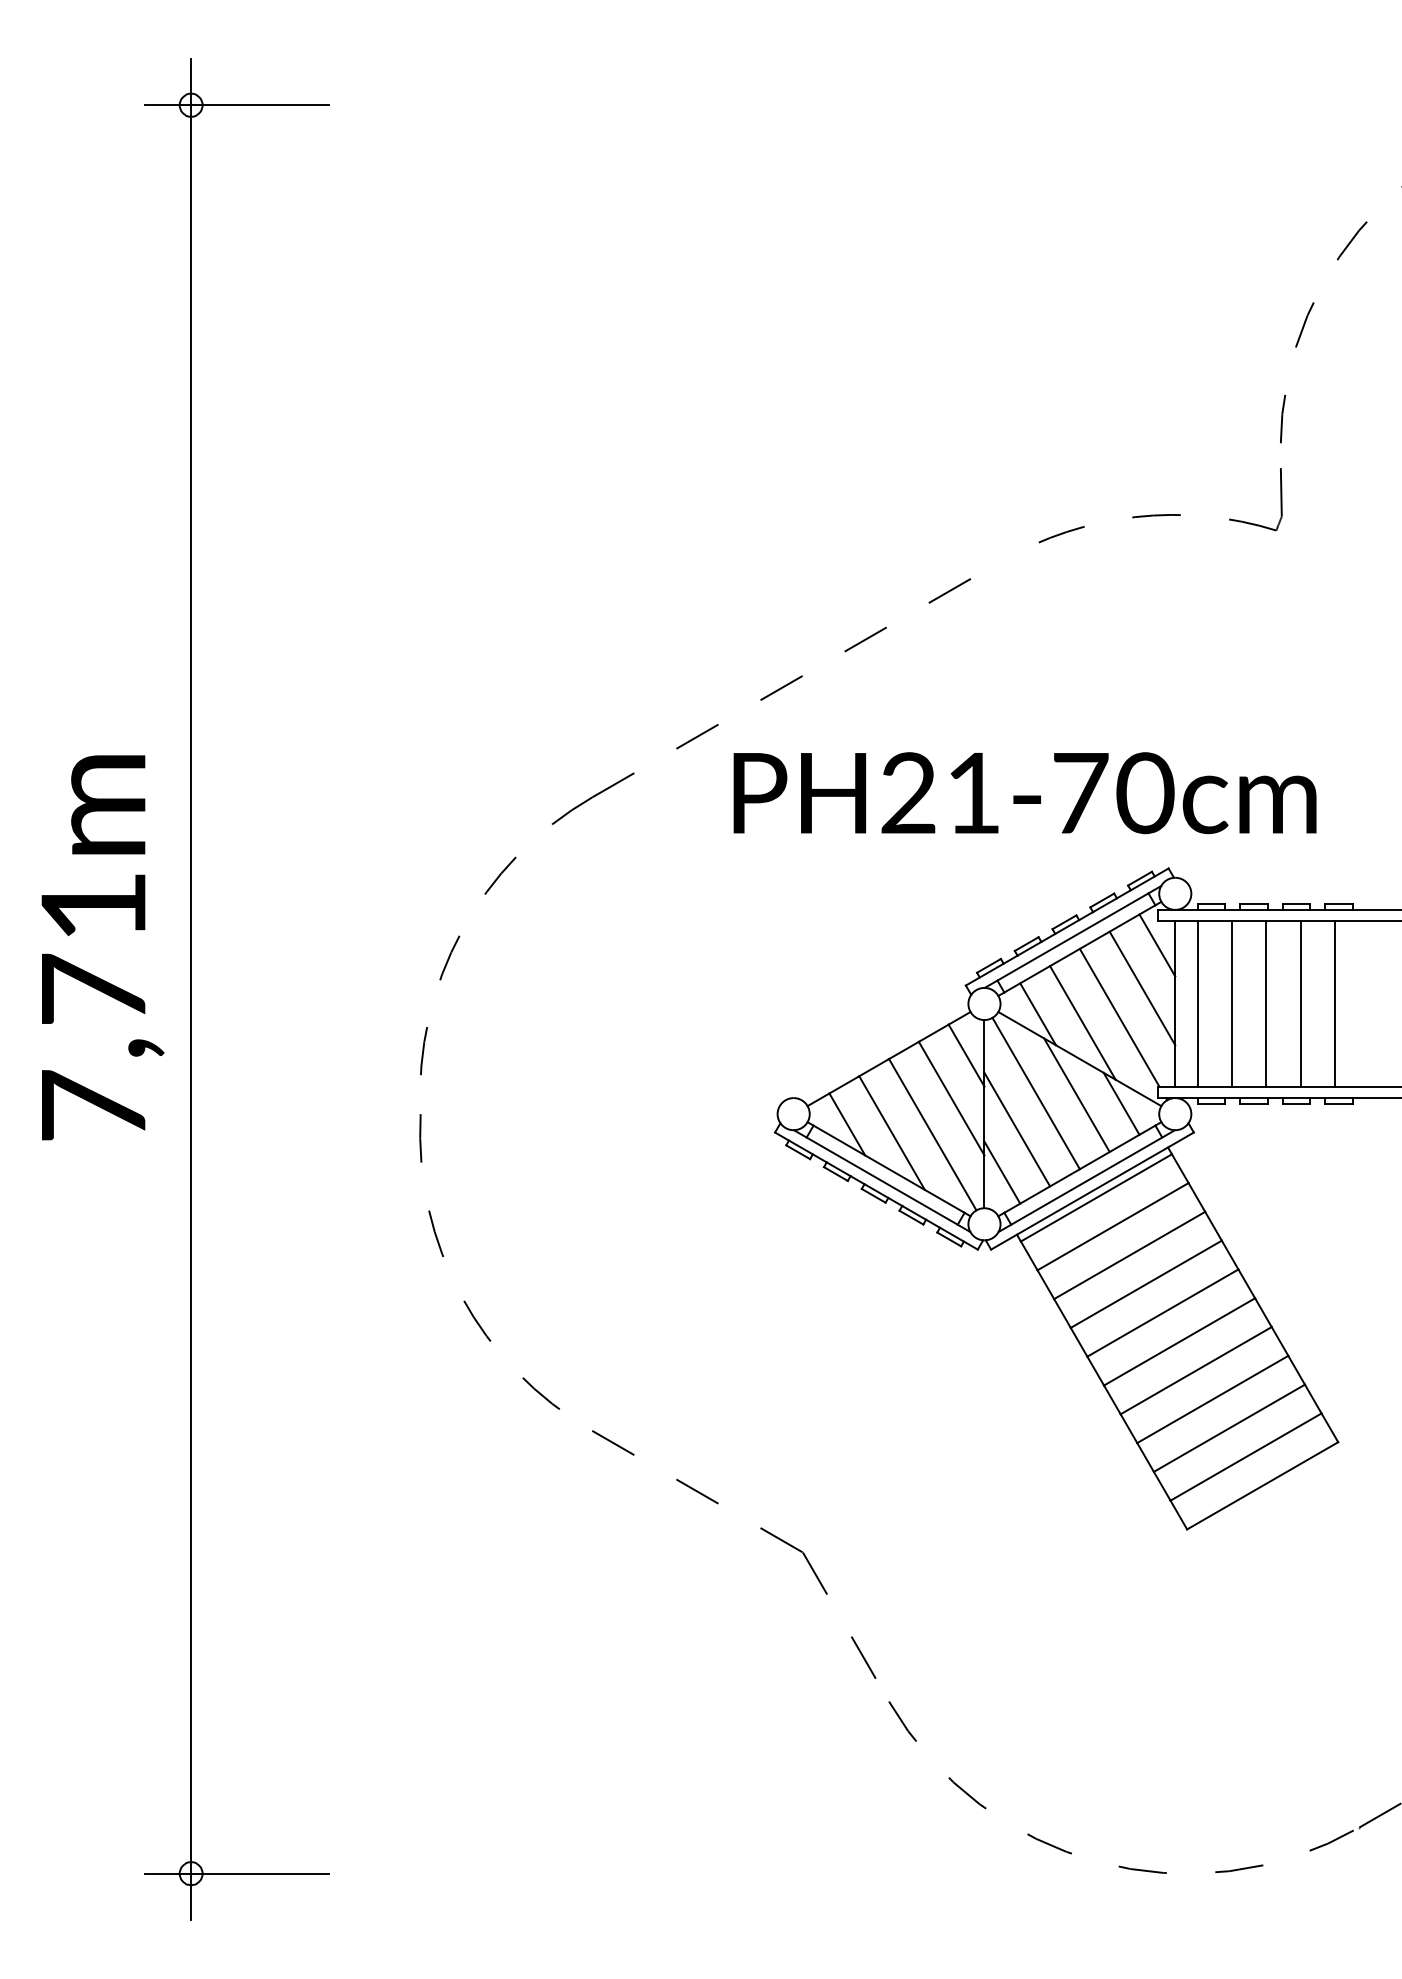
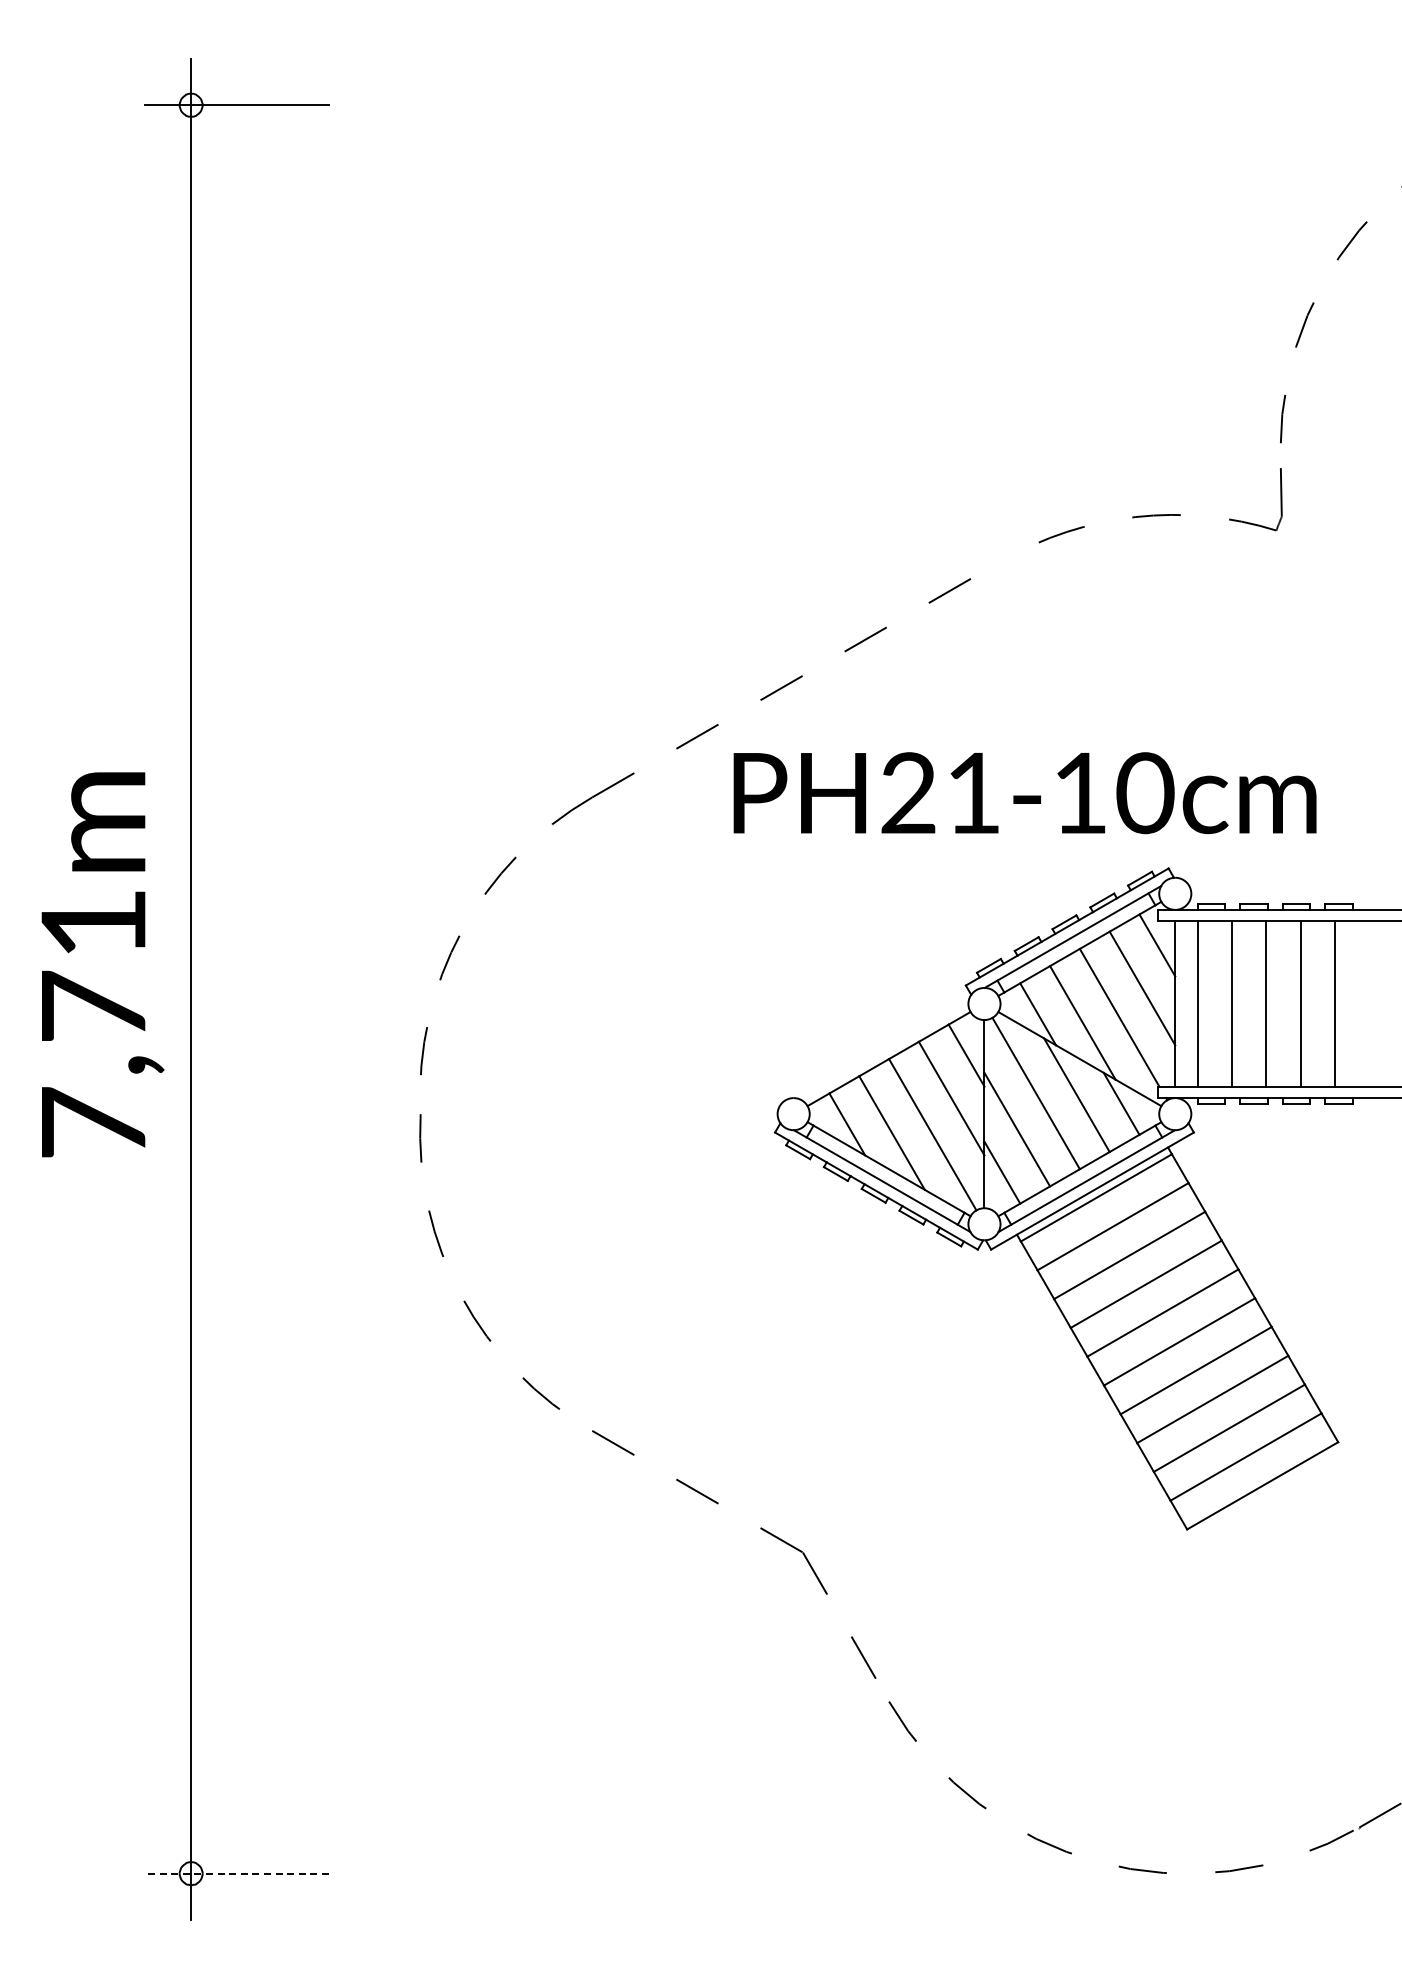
text: PH21-70cm -> PH21-10cm (1081, 792)
text position: (102, 947) -> (102, 964) (102, 964)
line: solid -> dashed (237, 1873)
